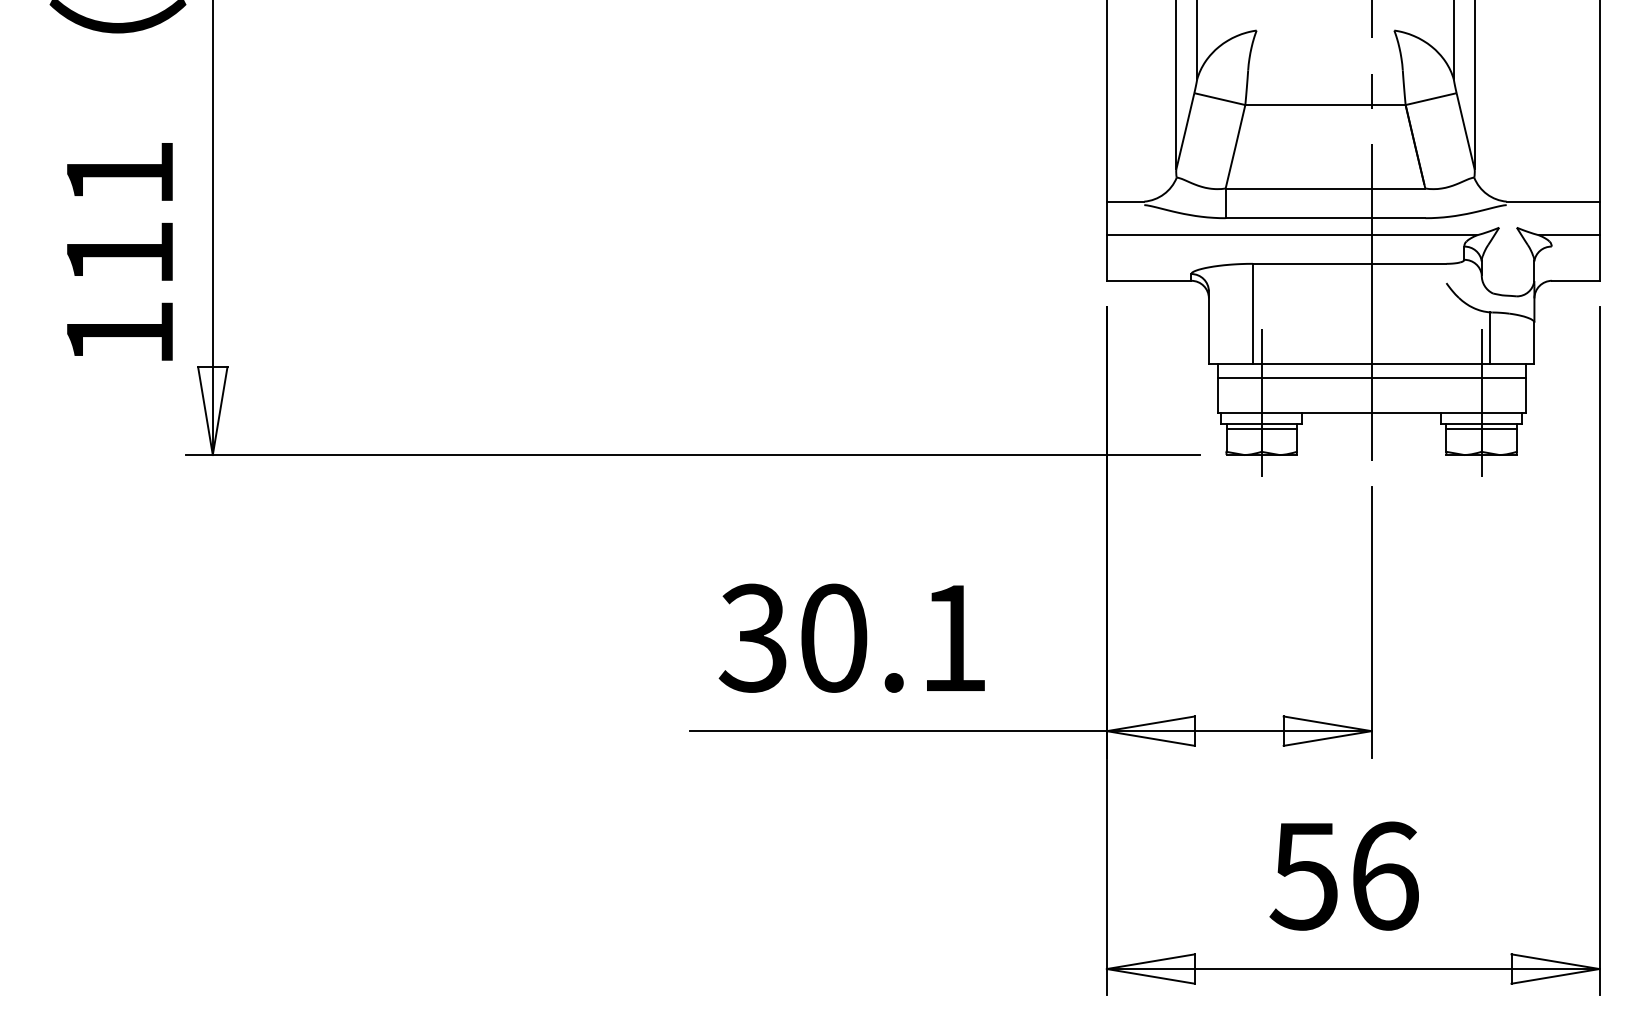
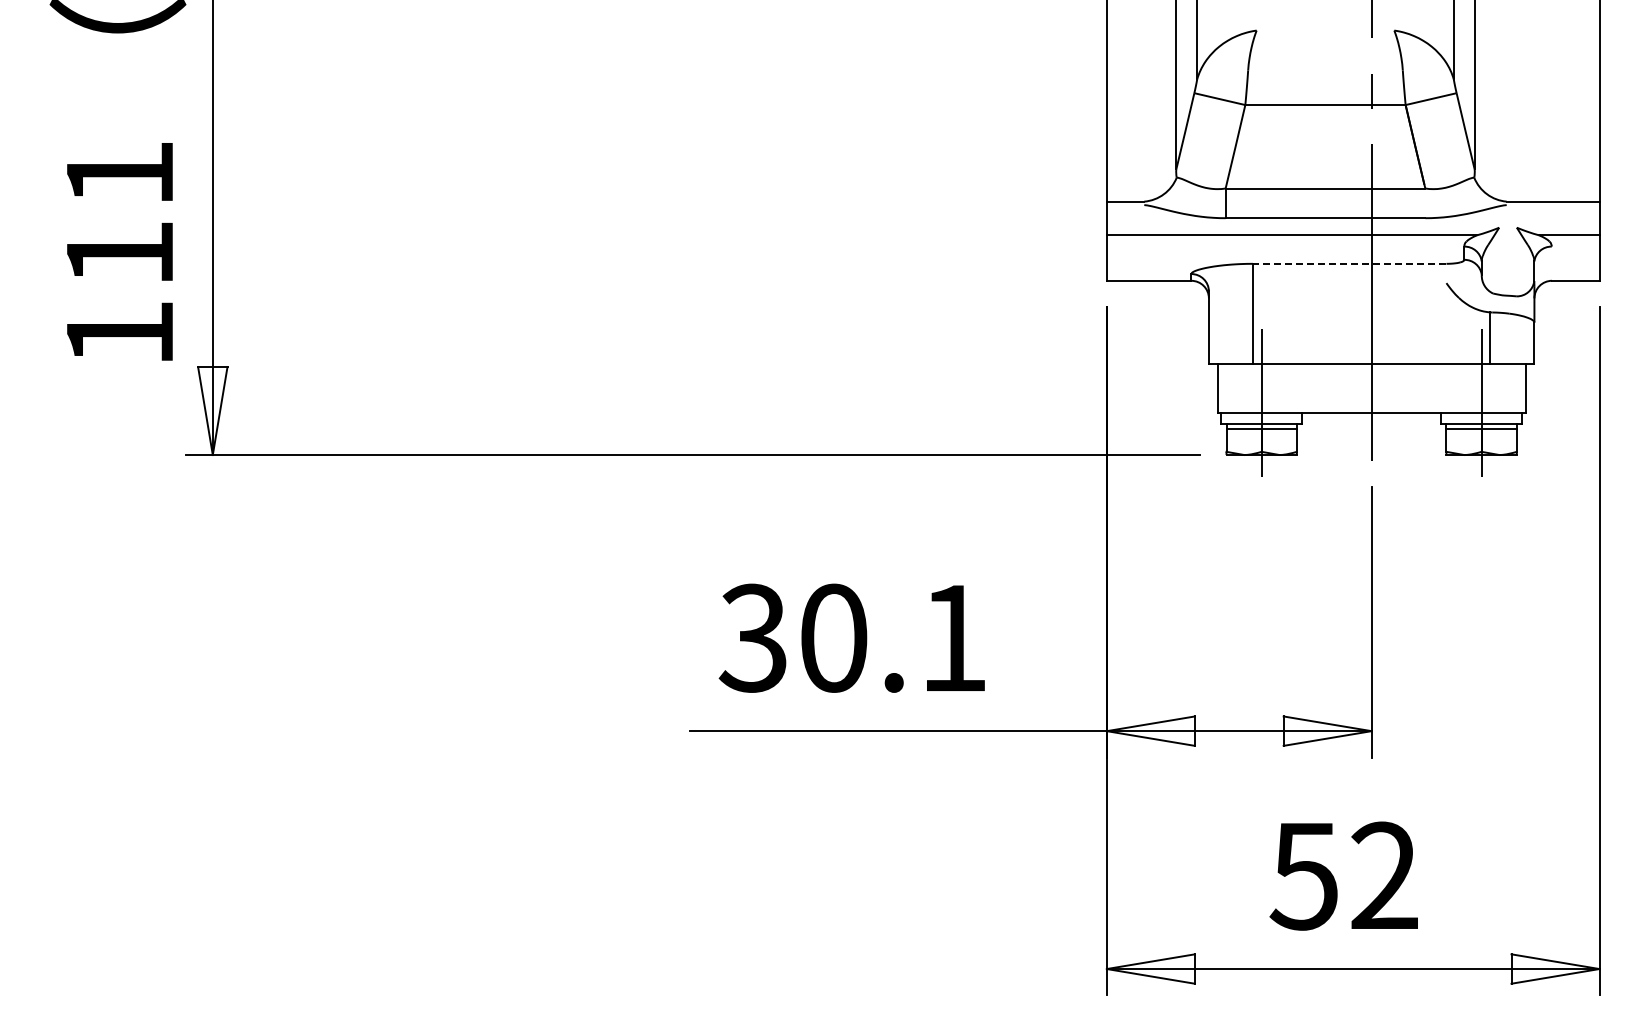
line: solid -> dashed (1349, 263)
line: present -> none (1371, 377)
text: 56 -> 52 (1384, 875)
